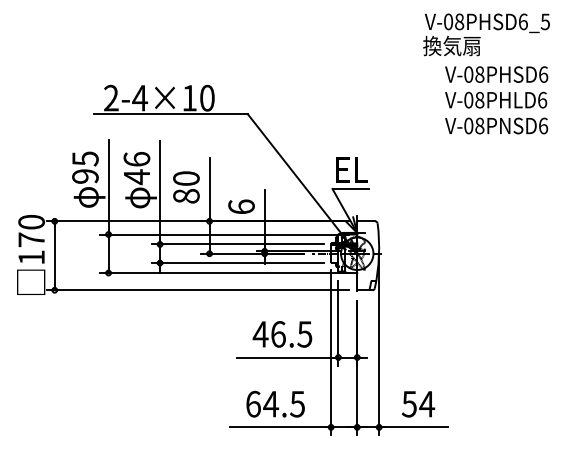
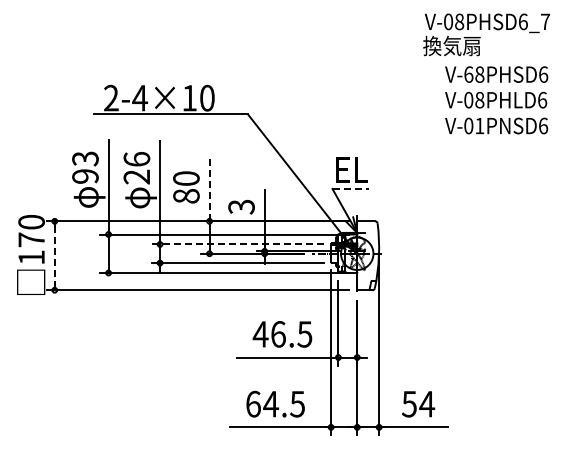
text: V-08PHSD6_5 -> V-08PHSD6_7 (545, 21)
text: V-08PHSD6 -> V-68PHSD6 (468, 74)
text: V-08PNSD6 -> V-01PNSD6 (479, 125)
text: 95 -> 93 (85, 158)
text: 46 -> 26 (136, 177)
line: solid -> dashed (209, 189)
line: solid -> dashed (351, 189)
text: 6 -> 3 (241, 206)
line: solid -> dashed (237, 244)
line: solid -> dashed (54, 255)
